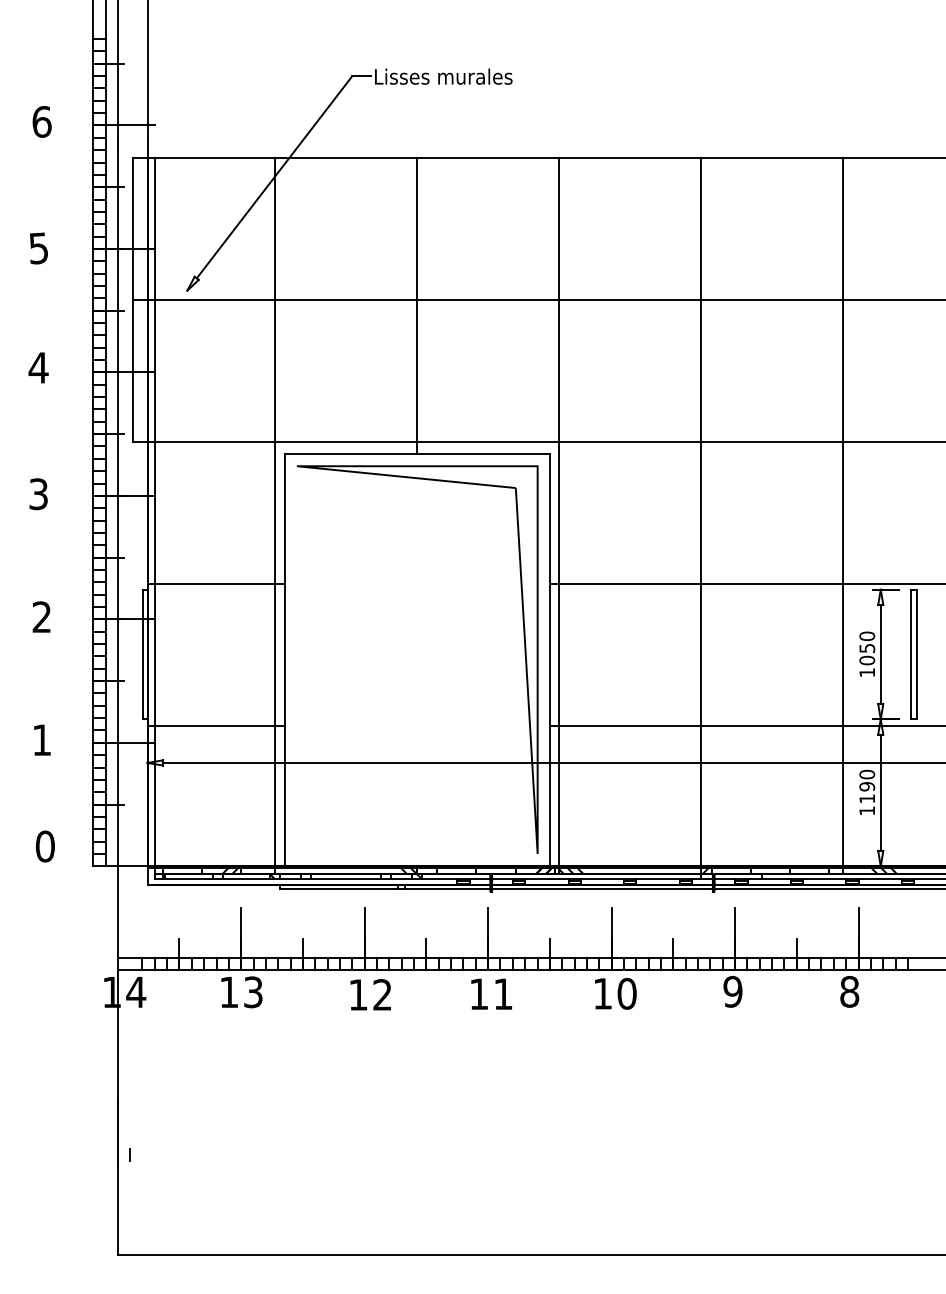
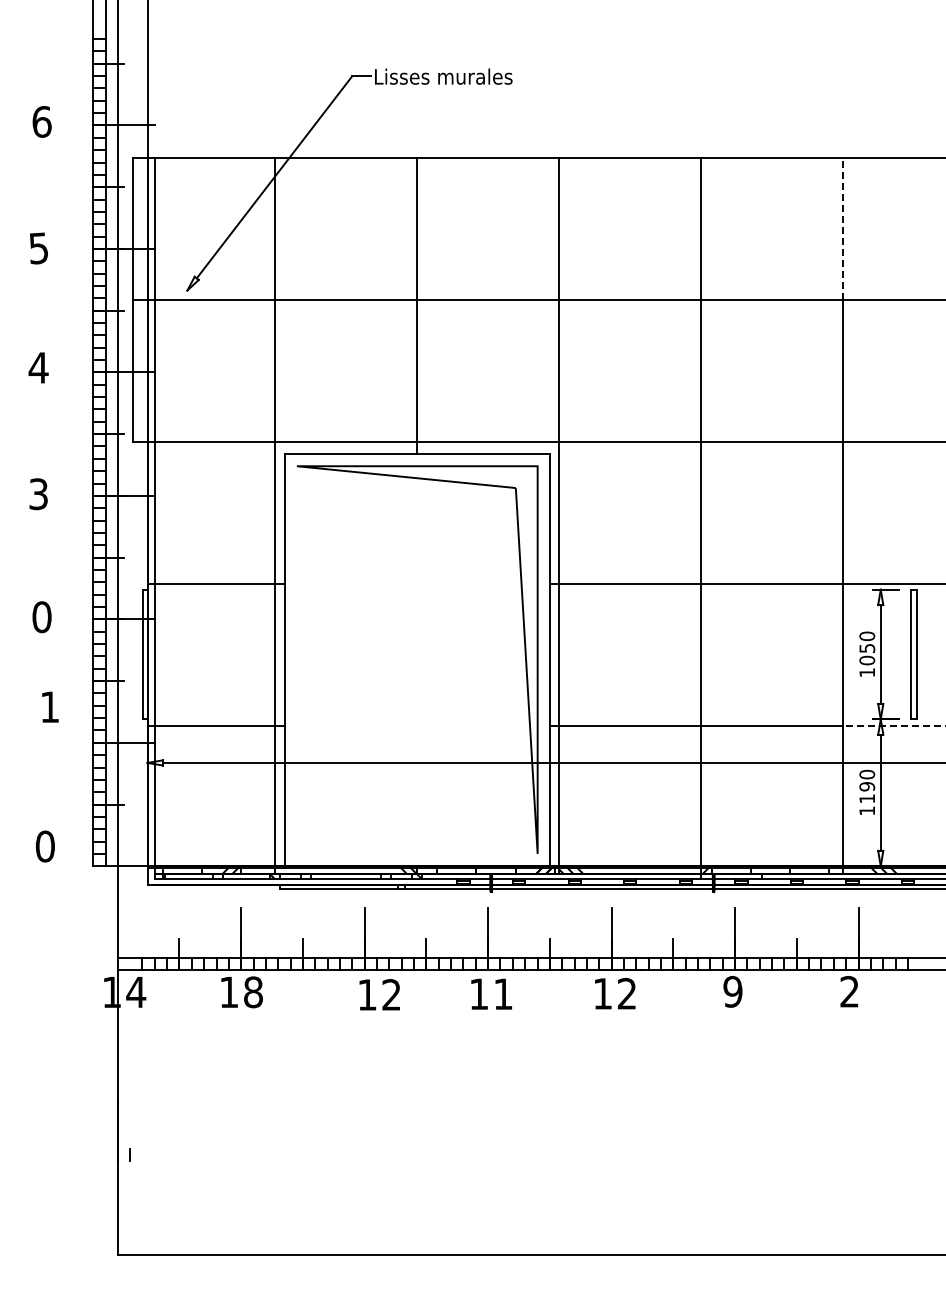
line: solid -> dashed (843, 228)
text: 2 -> 0 (41, 617)
line: solid -> dashed (894, 725)
text position: (42, 739) -> (50, 706) (50, 706)
text: 8 -> 2 (849, 991)
text: 13 -> 18 (253, 992)
text: 10 -> 12 (626, 993)
text position: (370, 994) -> (379, 994) (379, 994)
